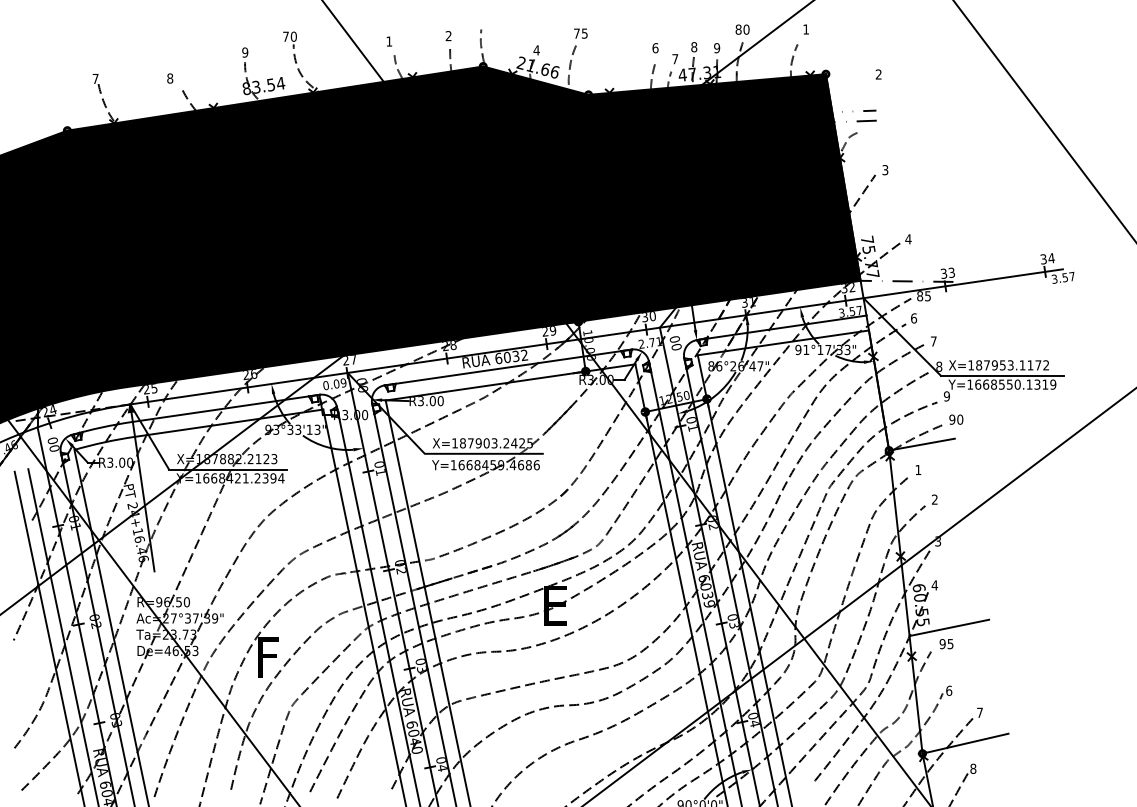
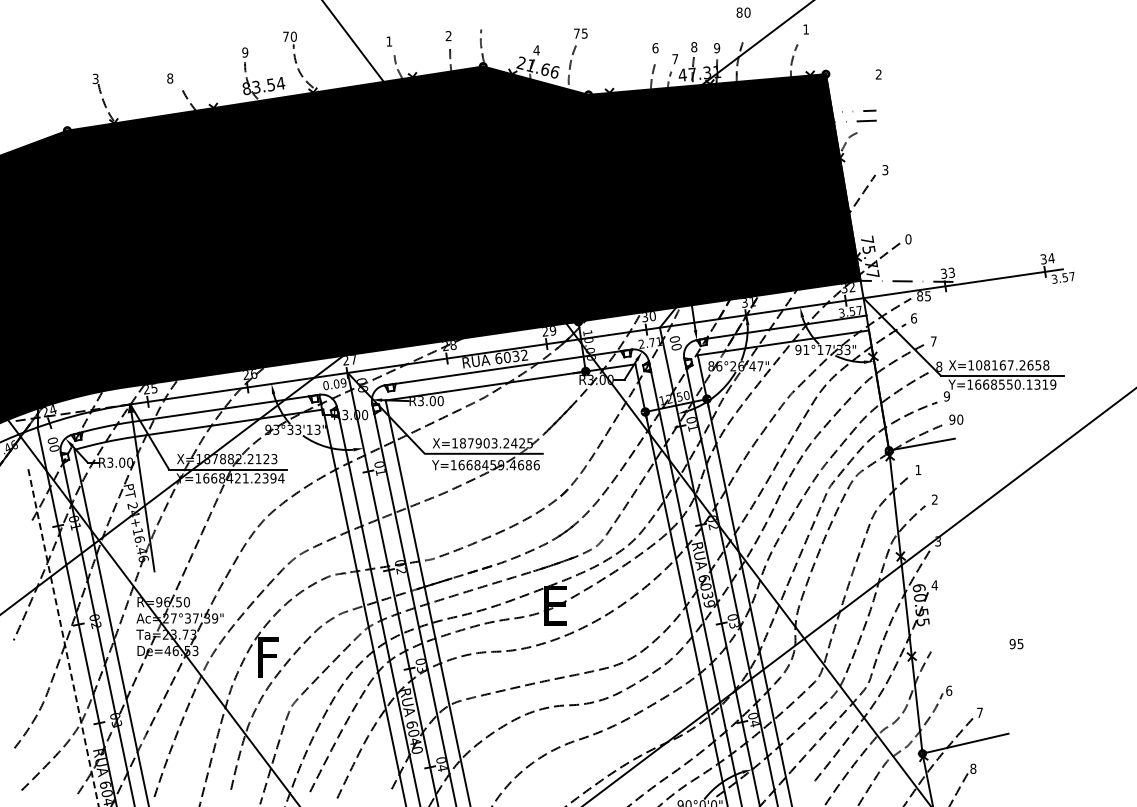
text position: (742, 29) -> (743, 12) (743, 12)
text: 7 -> 3 (95, 78)
line: present -> none (1043, 120)
text: 4 -> 0 (908, 239)
text: X=187953.1172 -> X=108167.2658 (1012, 365)
line: present -> none (949, 627)
line: present -> none (49, 637)
line: solid -> dashed (63, 638)
text position: (946, 644) -> (1016, 644) (1016, 644)
